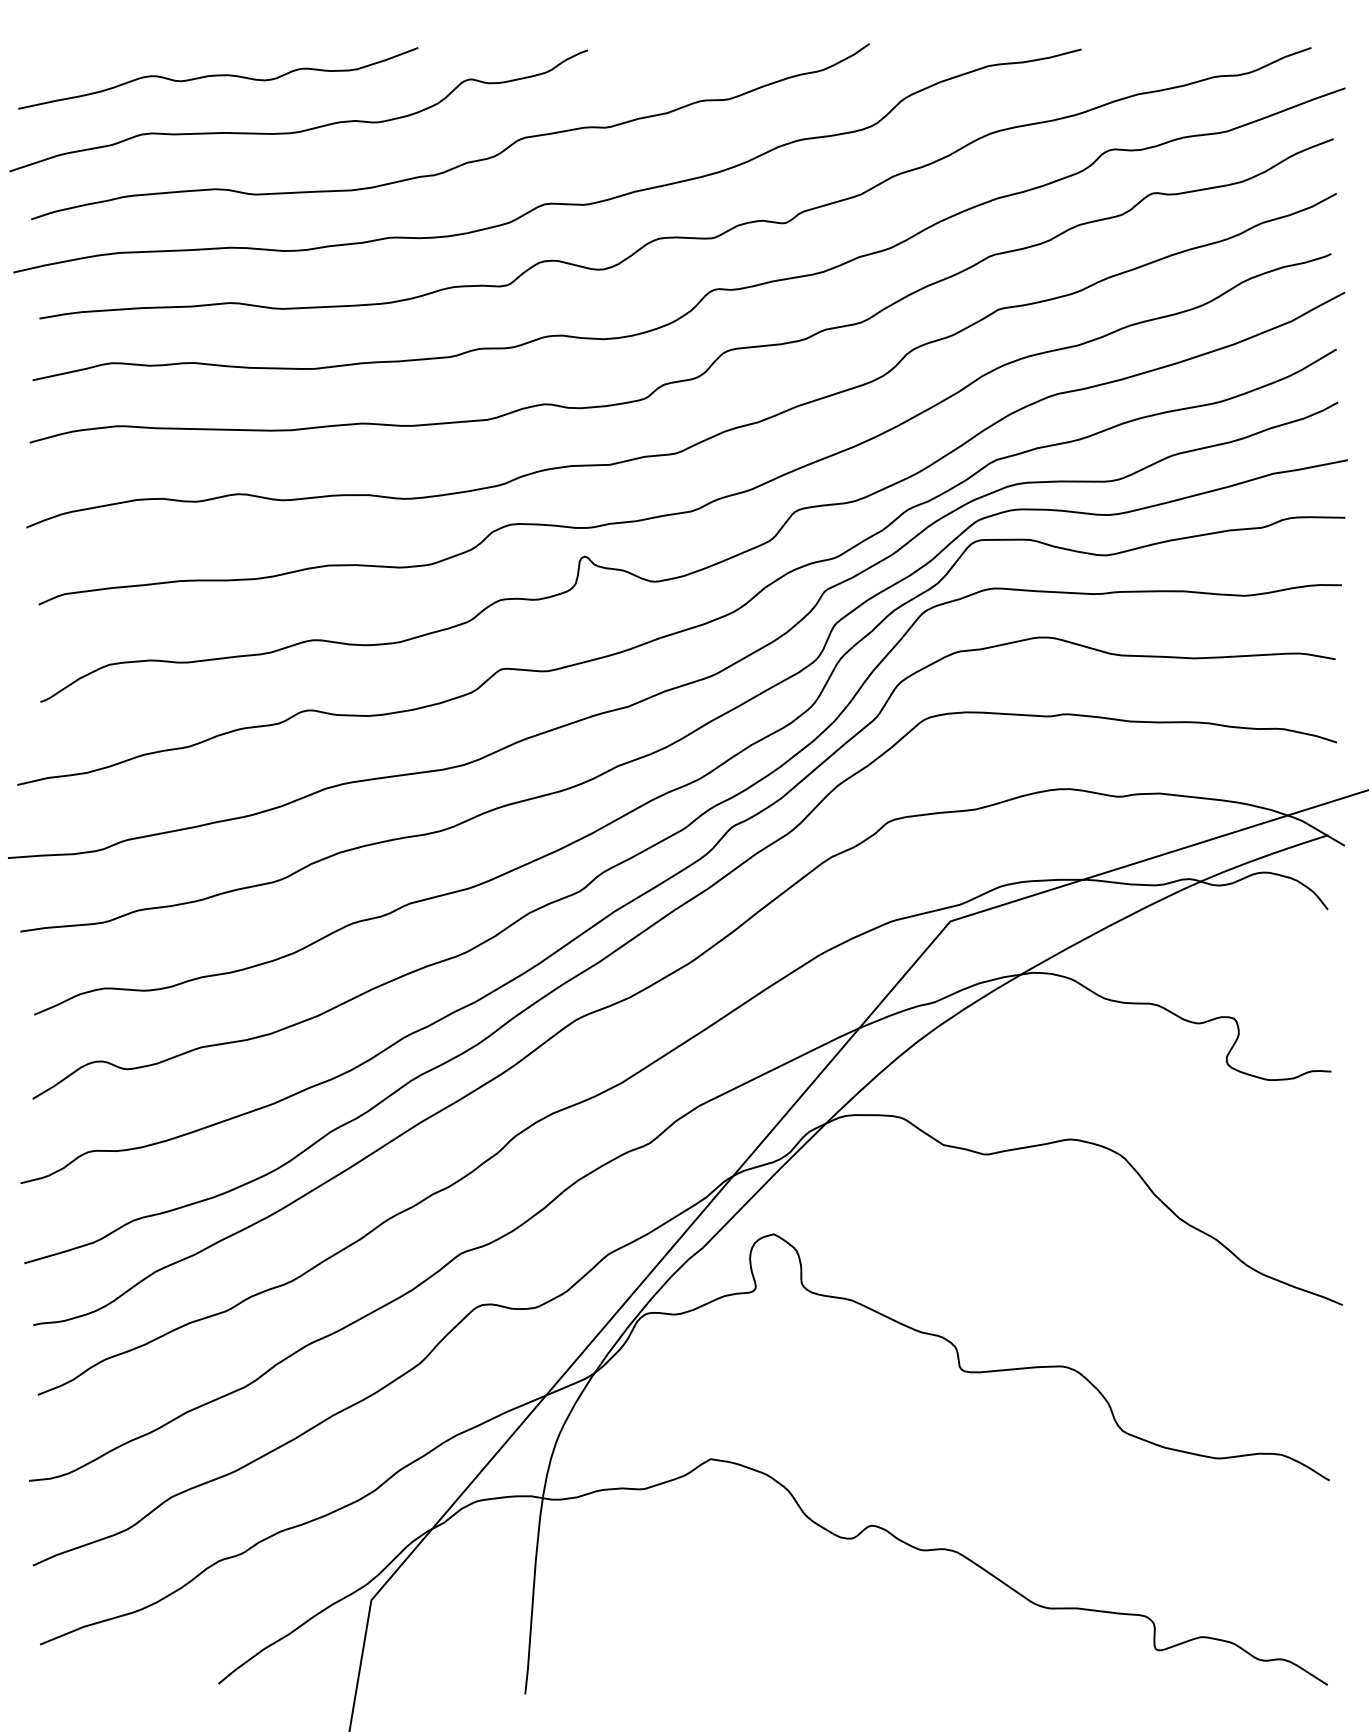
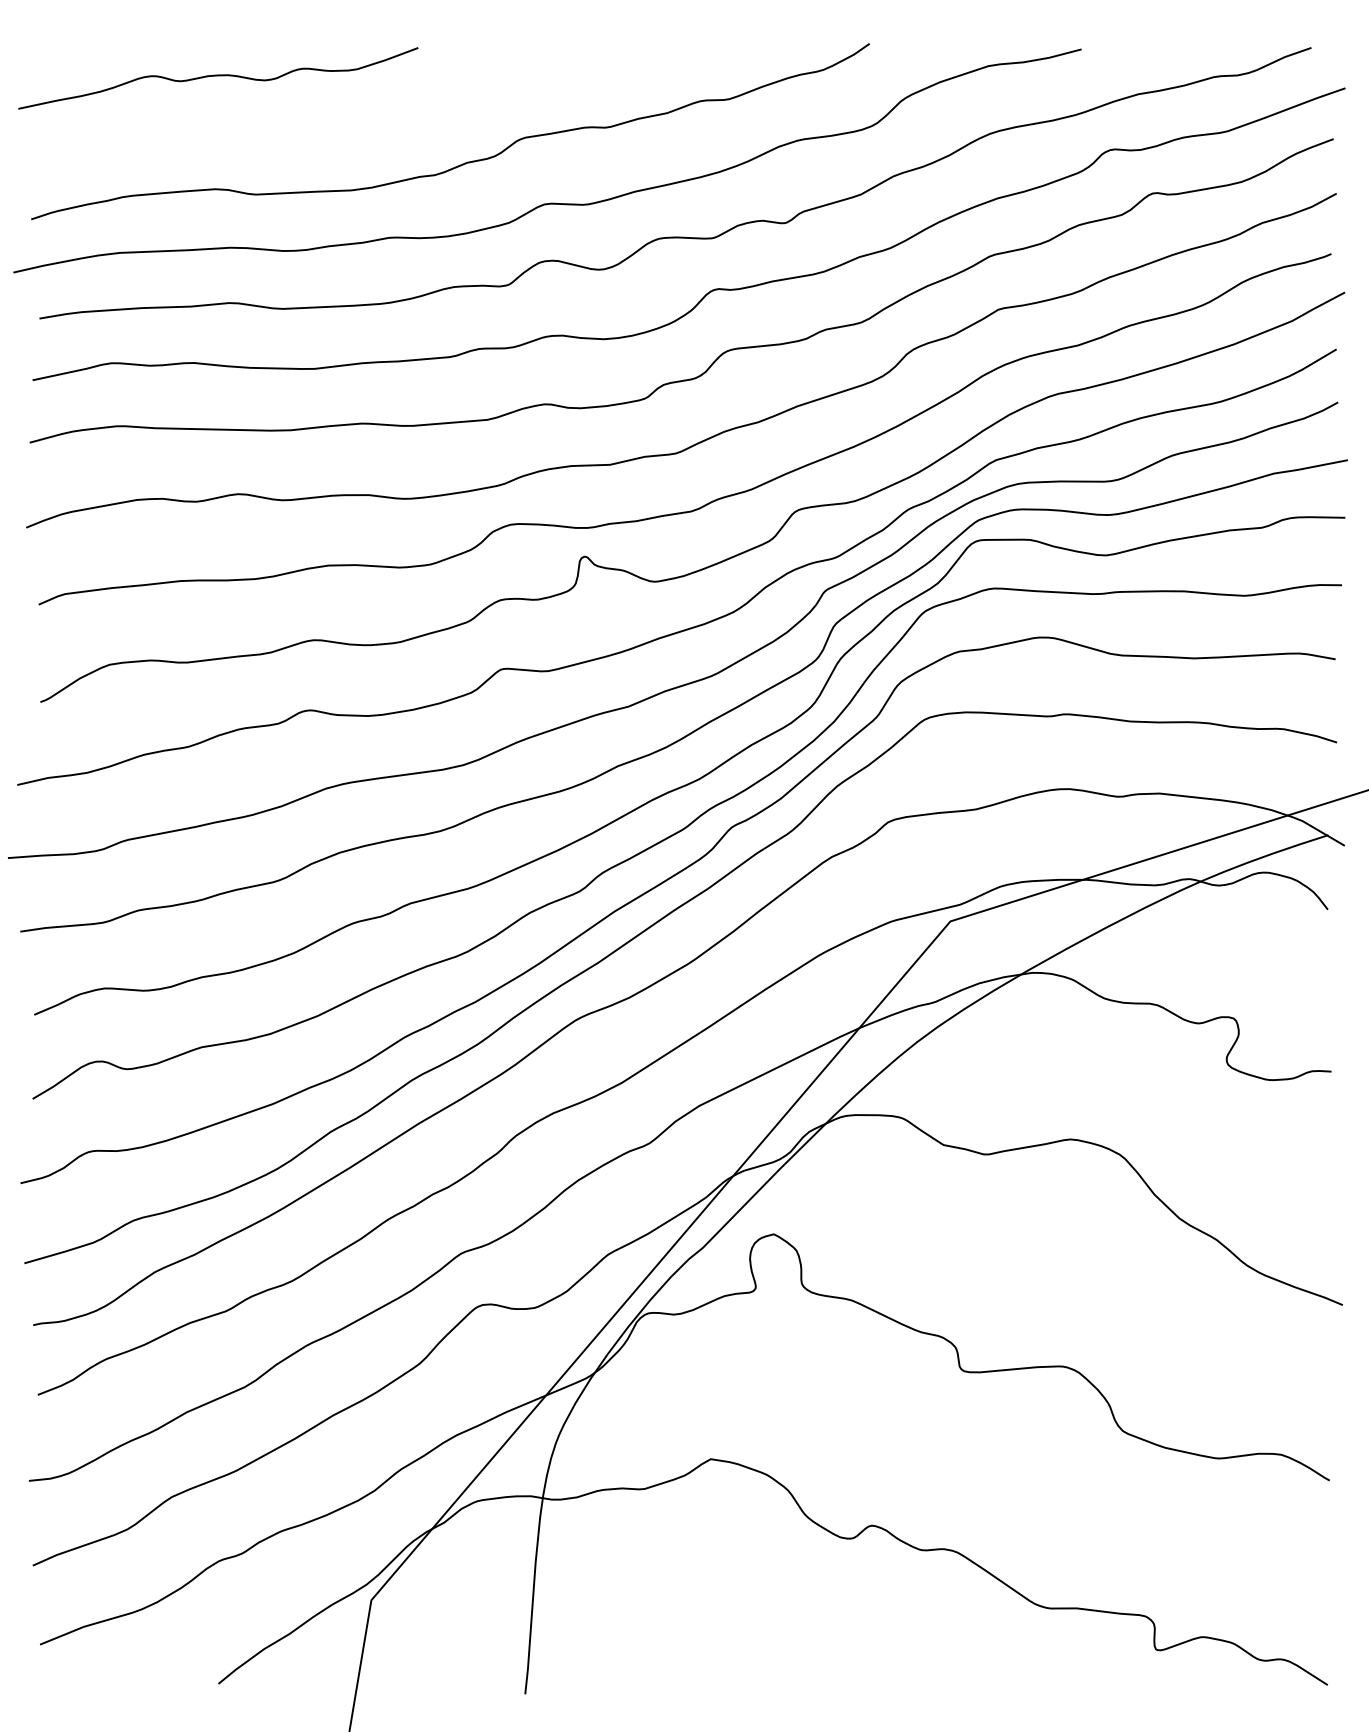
curve: present -> none (304, 129)
